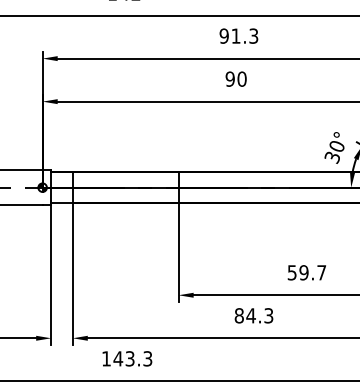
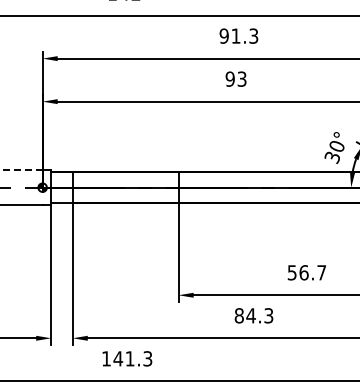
text: 90 -> 93 (241, 78)
line: solid -> dashed (21, 170)
text: 59.7 -> 56.7 (303, 272)
text: 143.3 -> 141.3 (129, 358)
